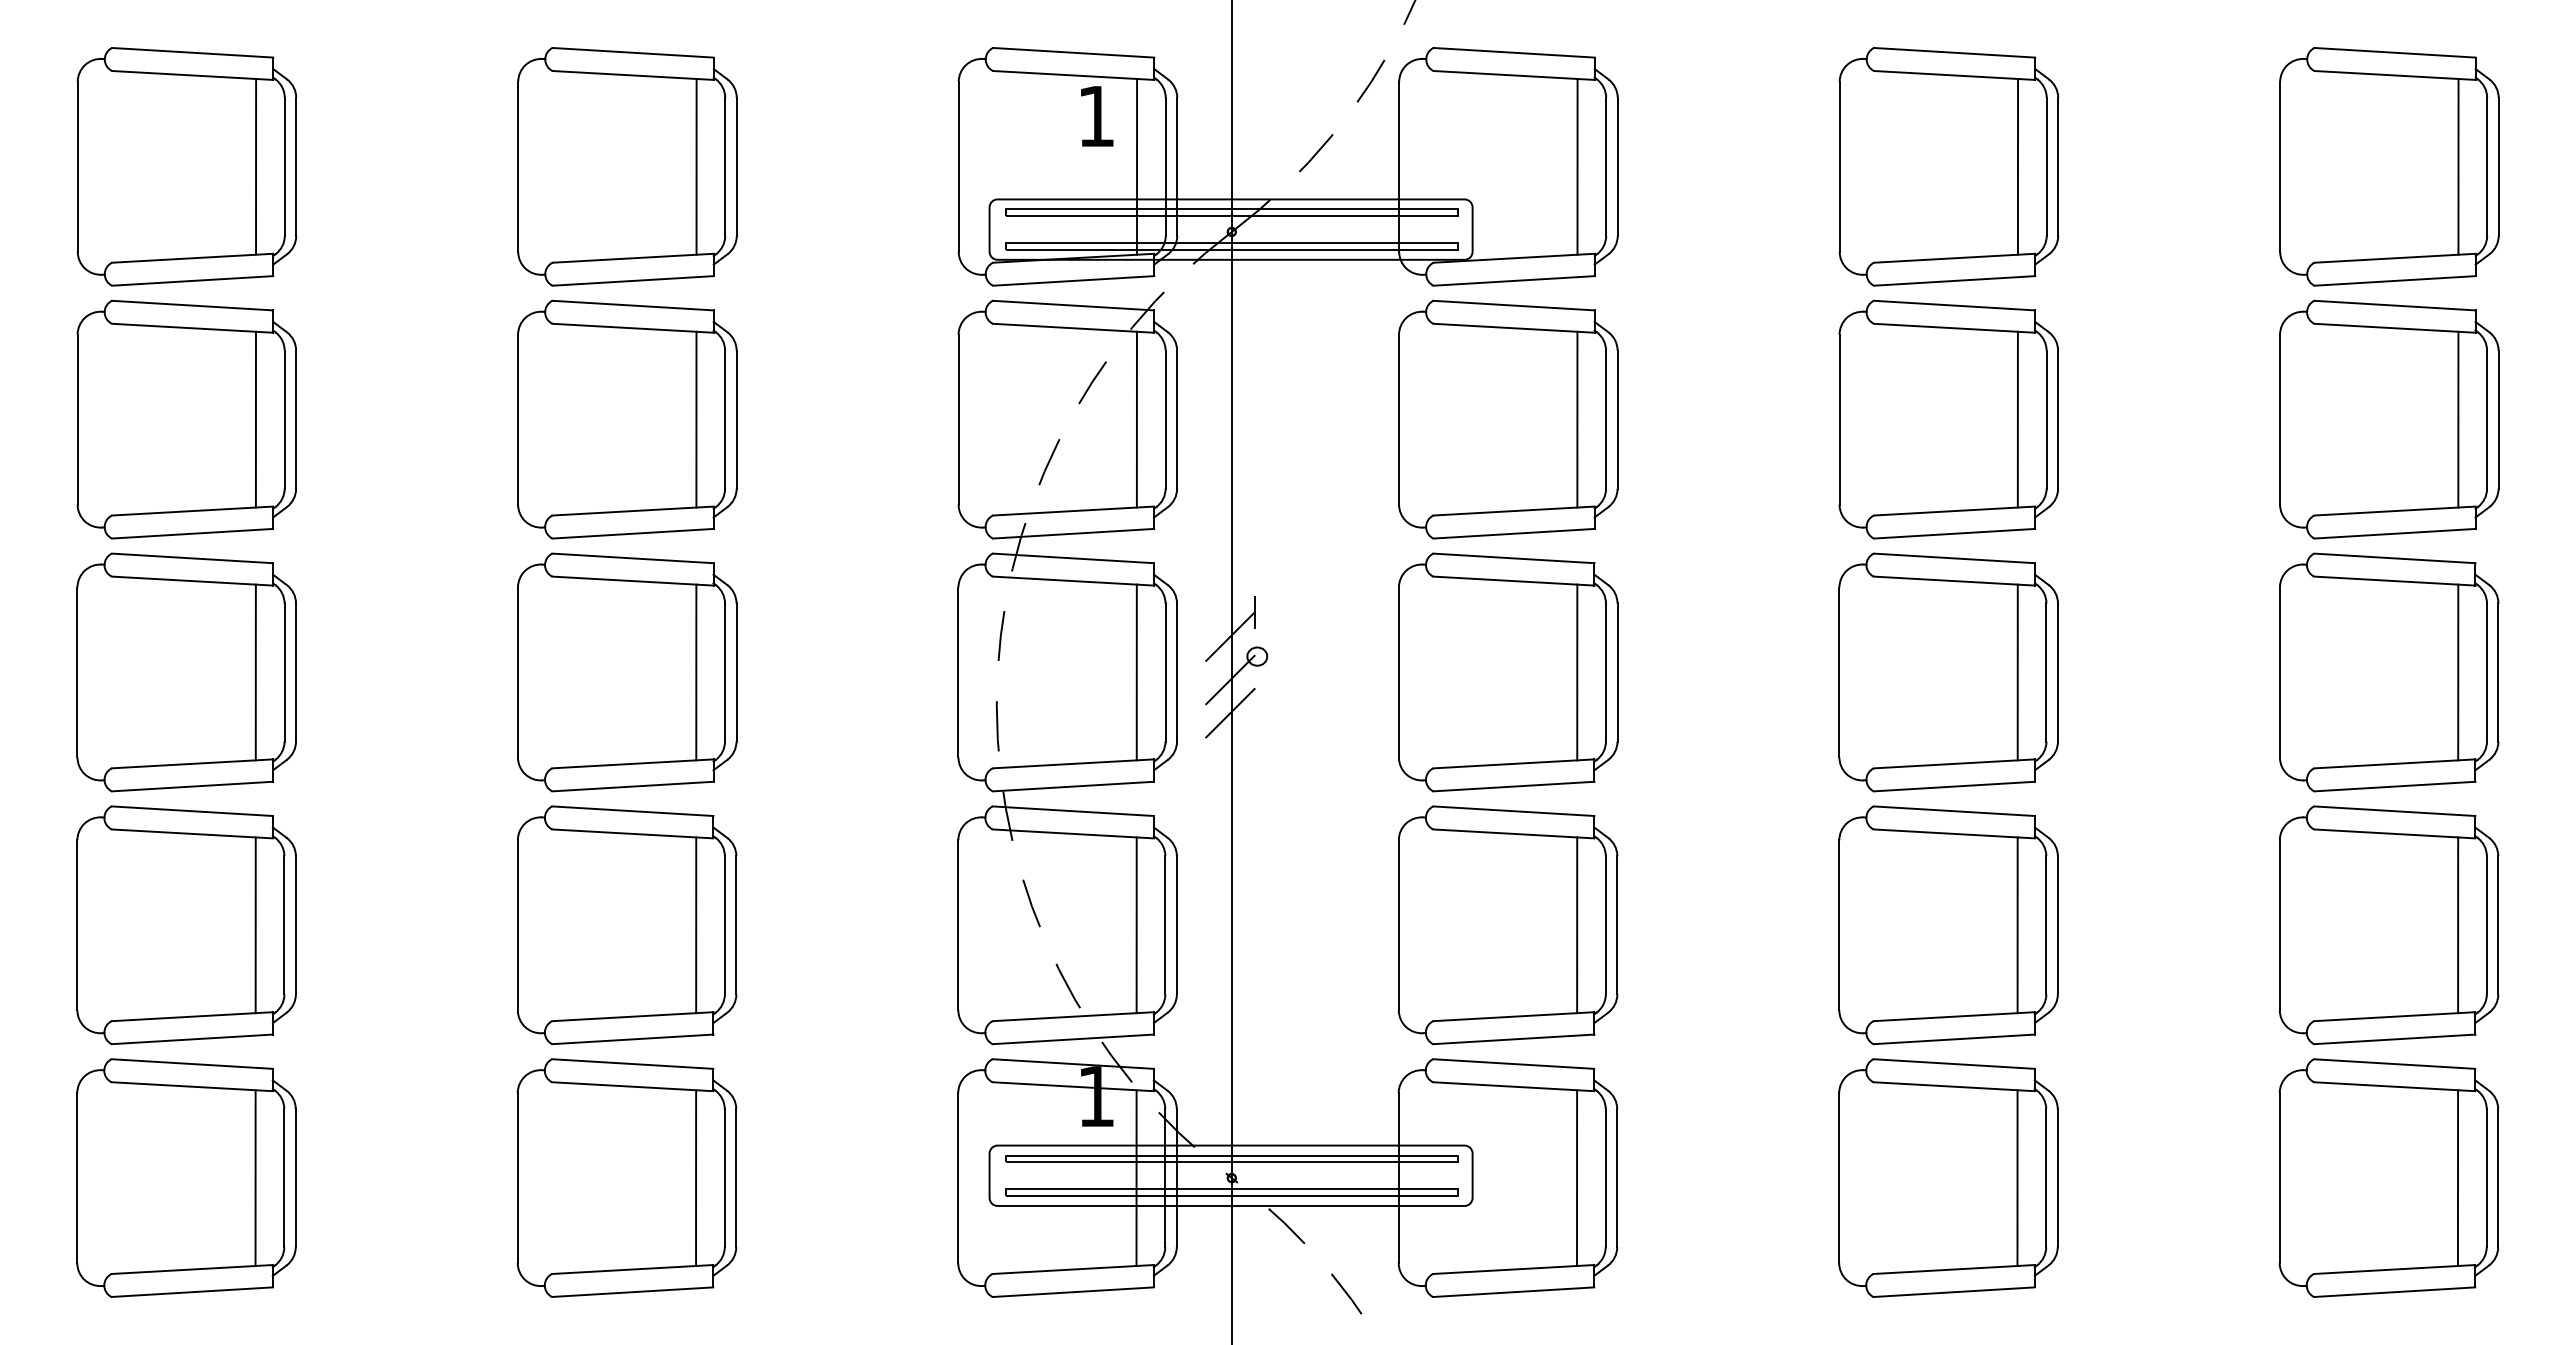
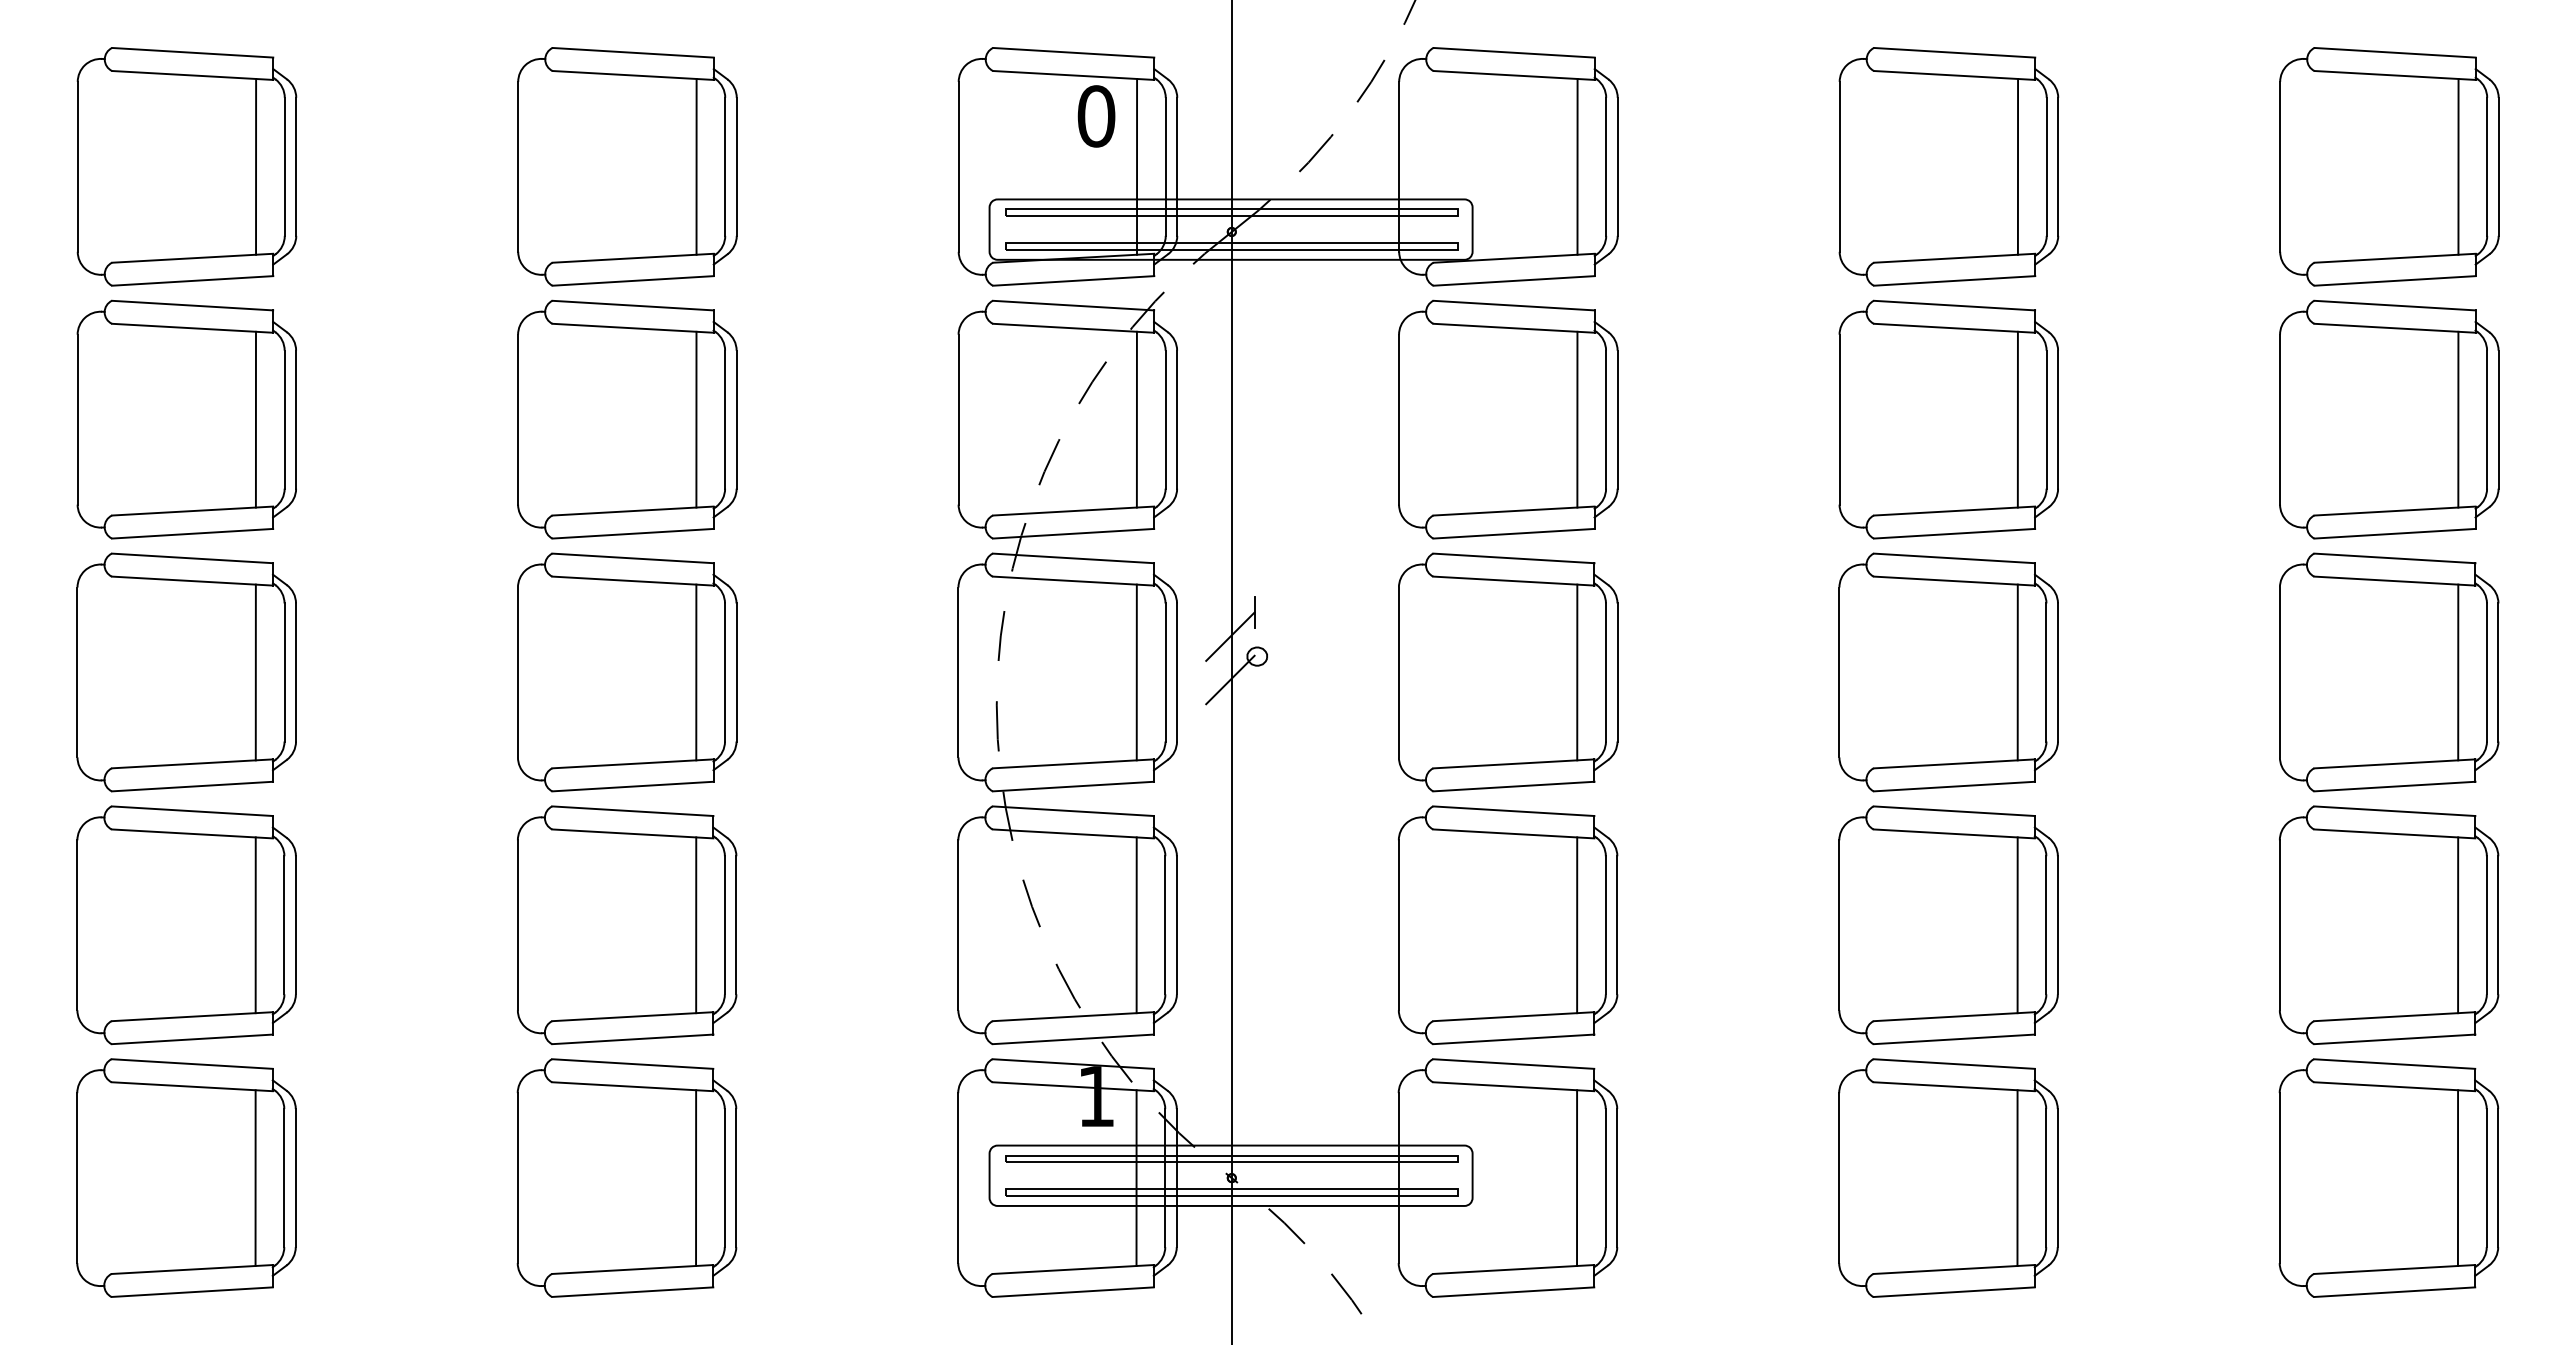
text: 1 -> 0 (1096, 116)
line: present -> none (1230, 713)
